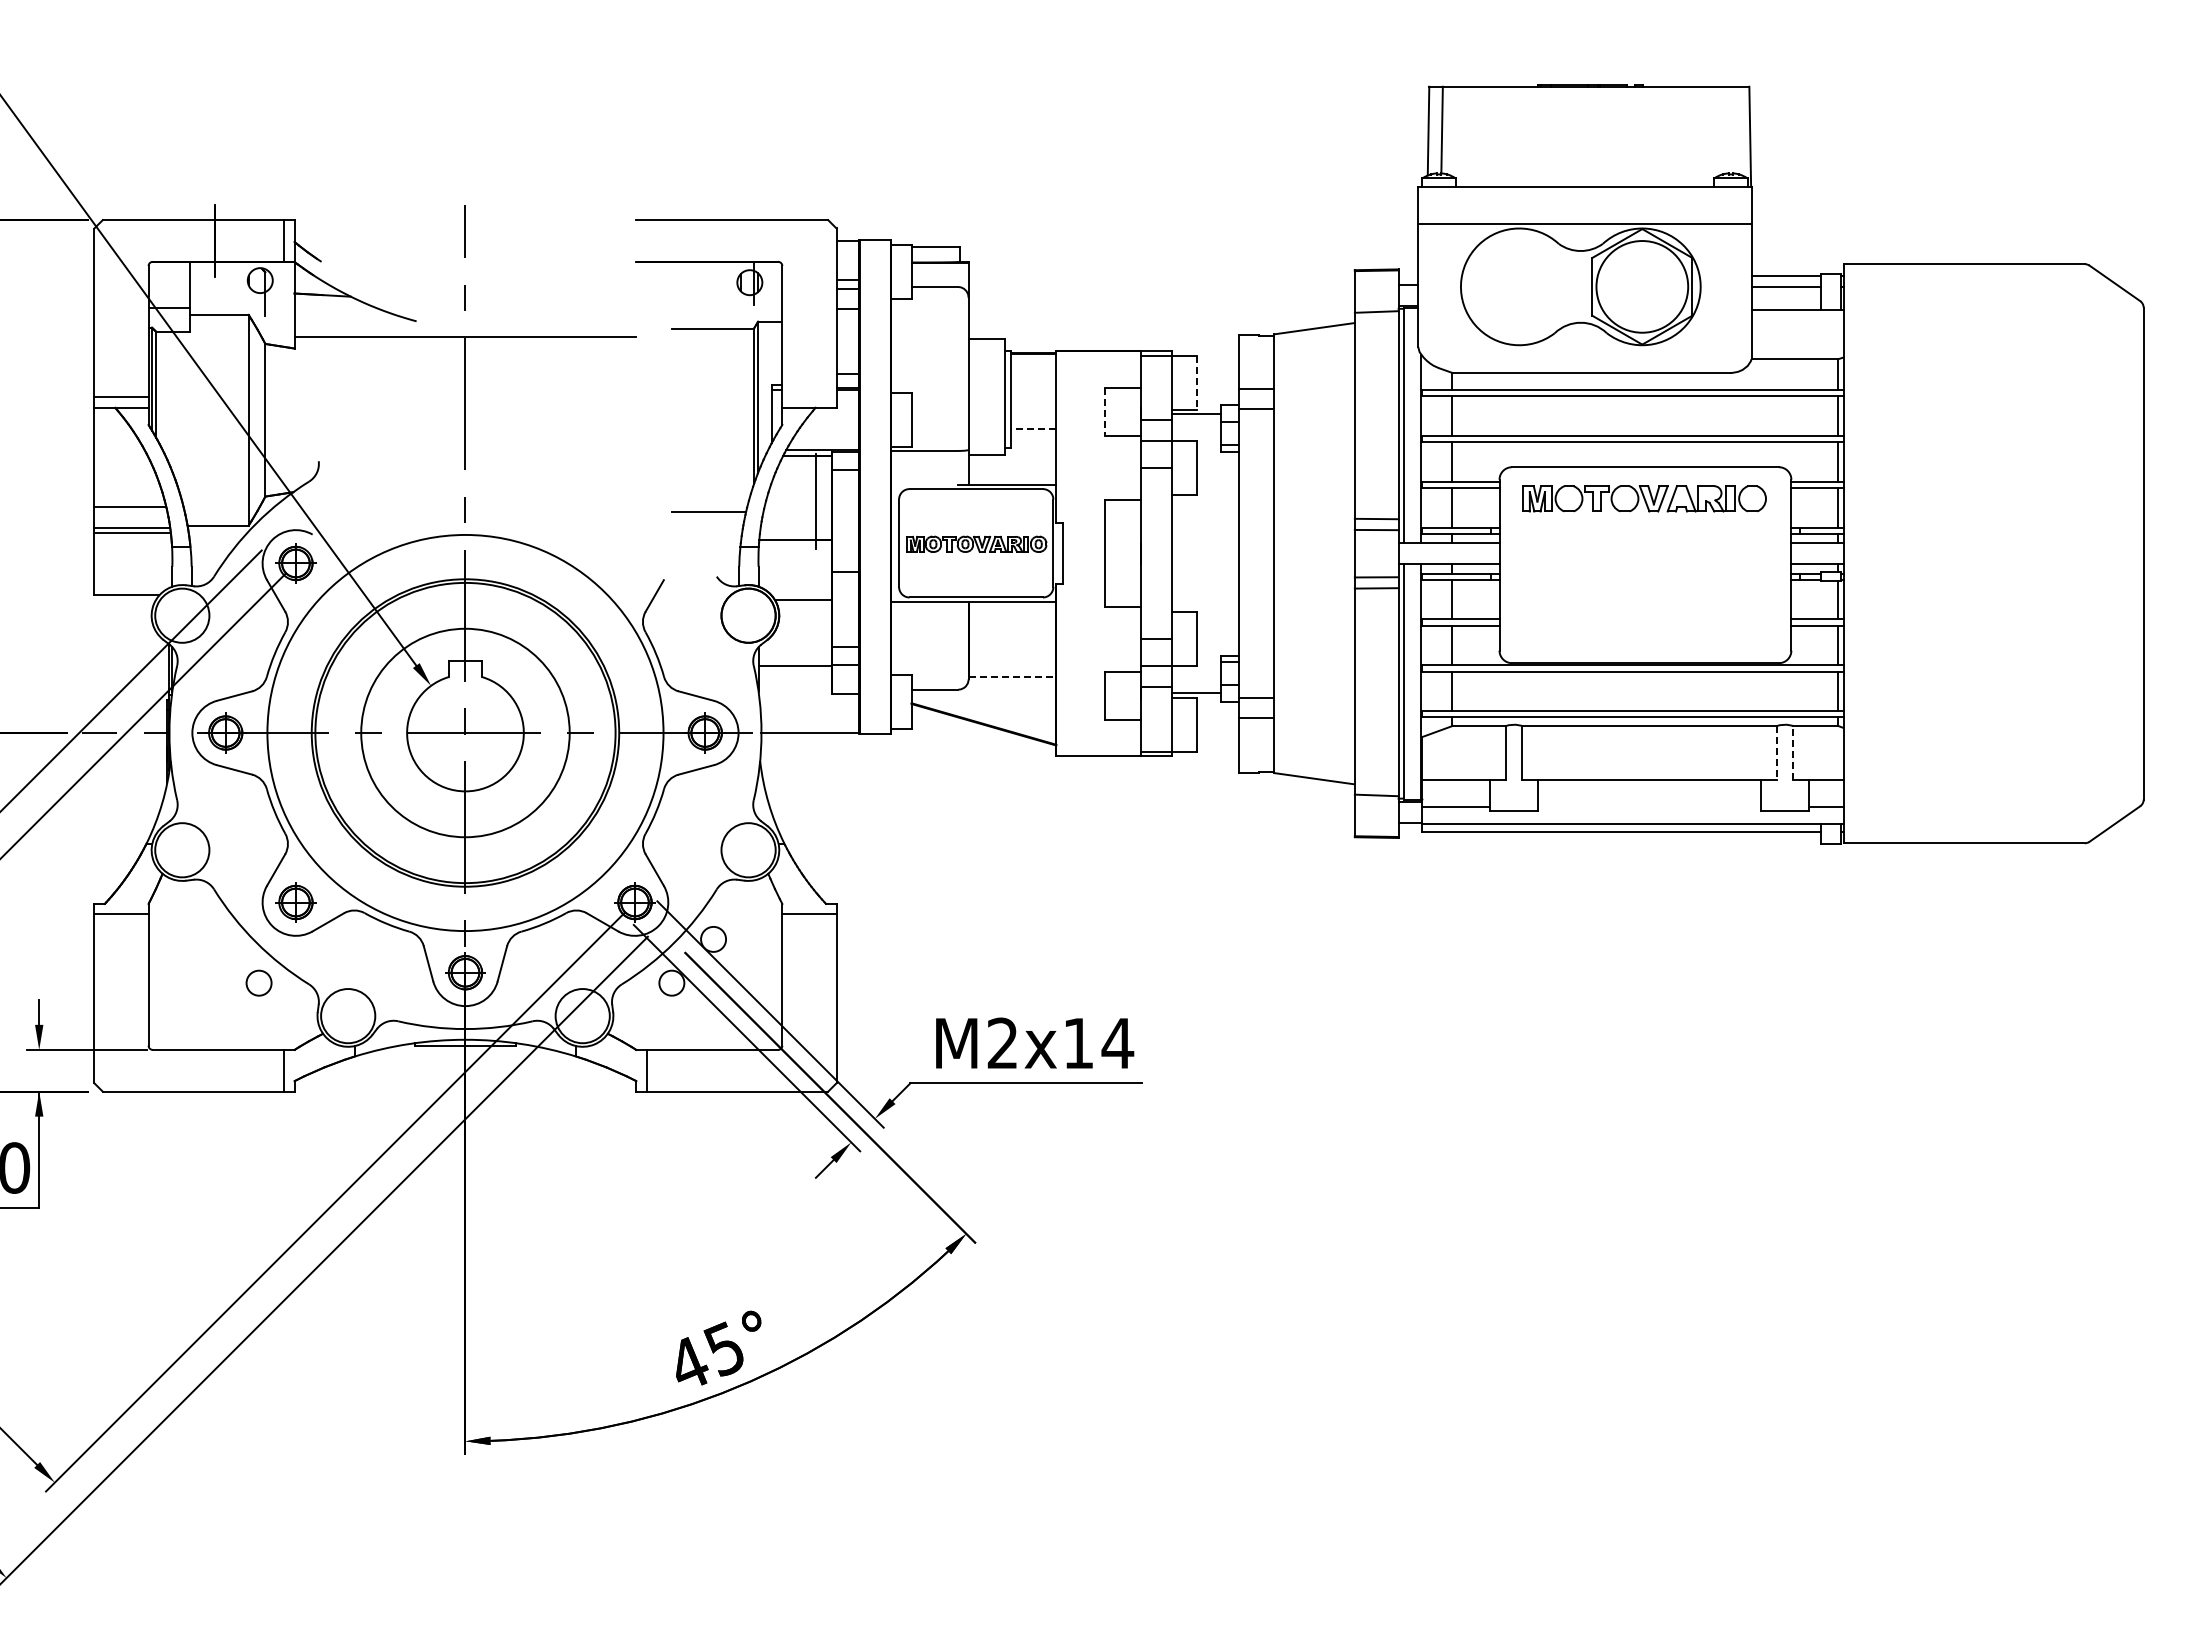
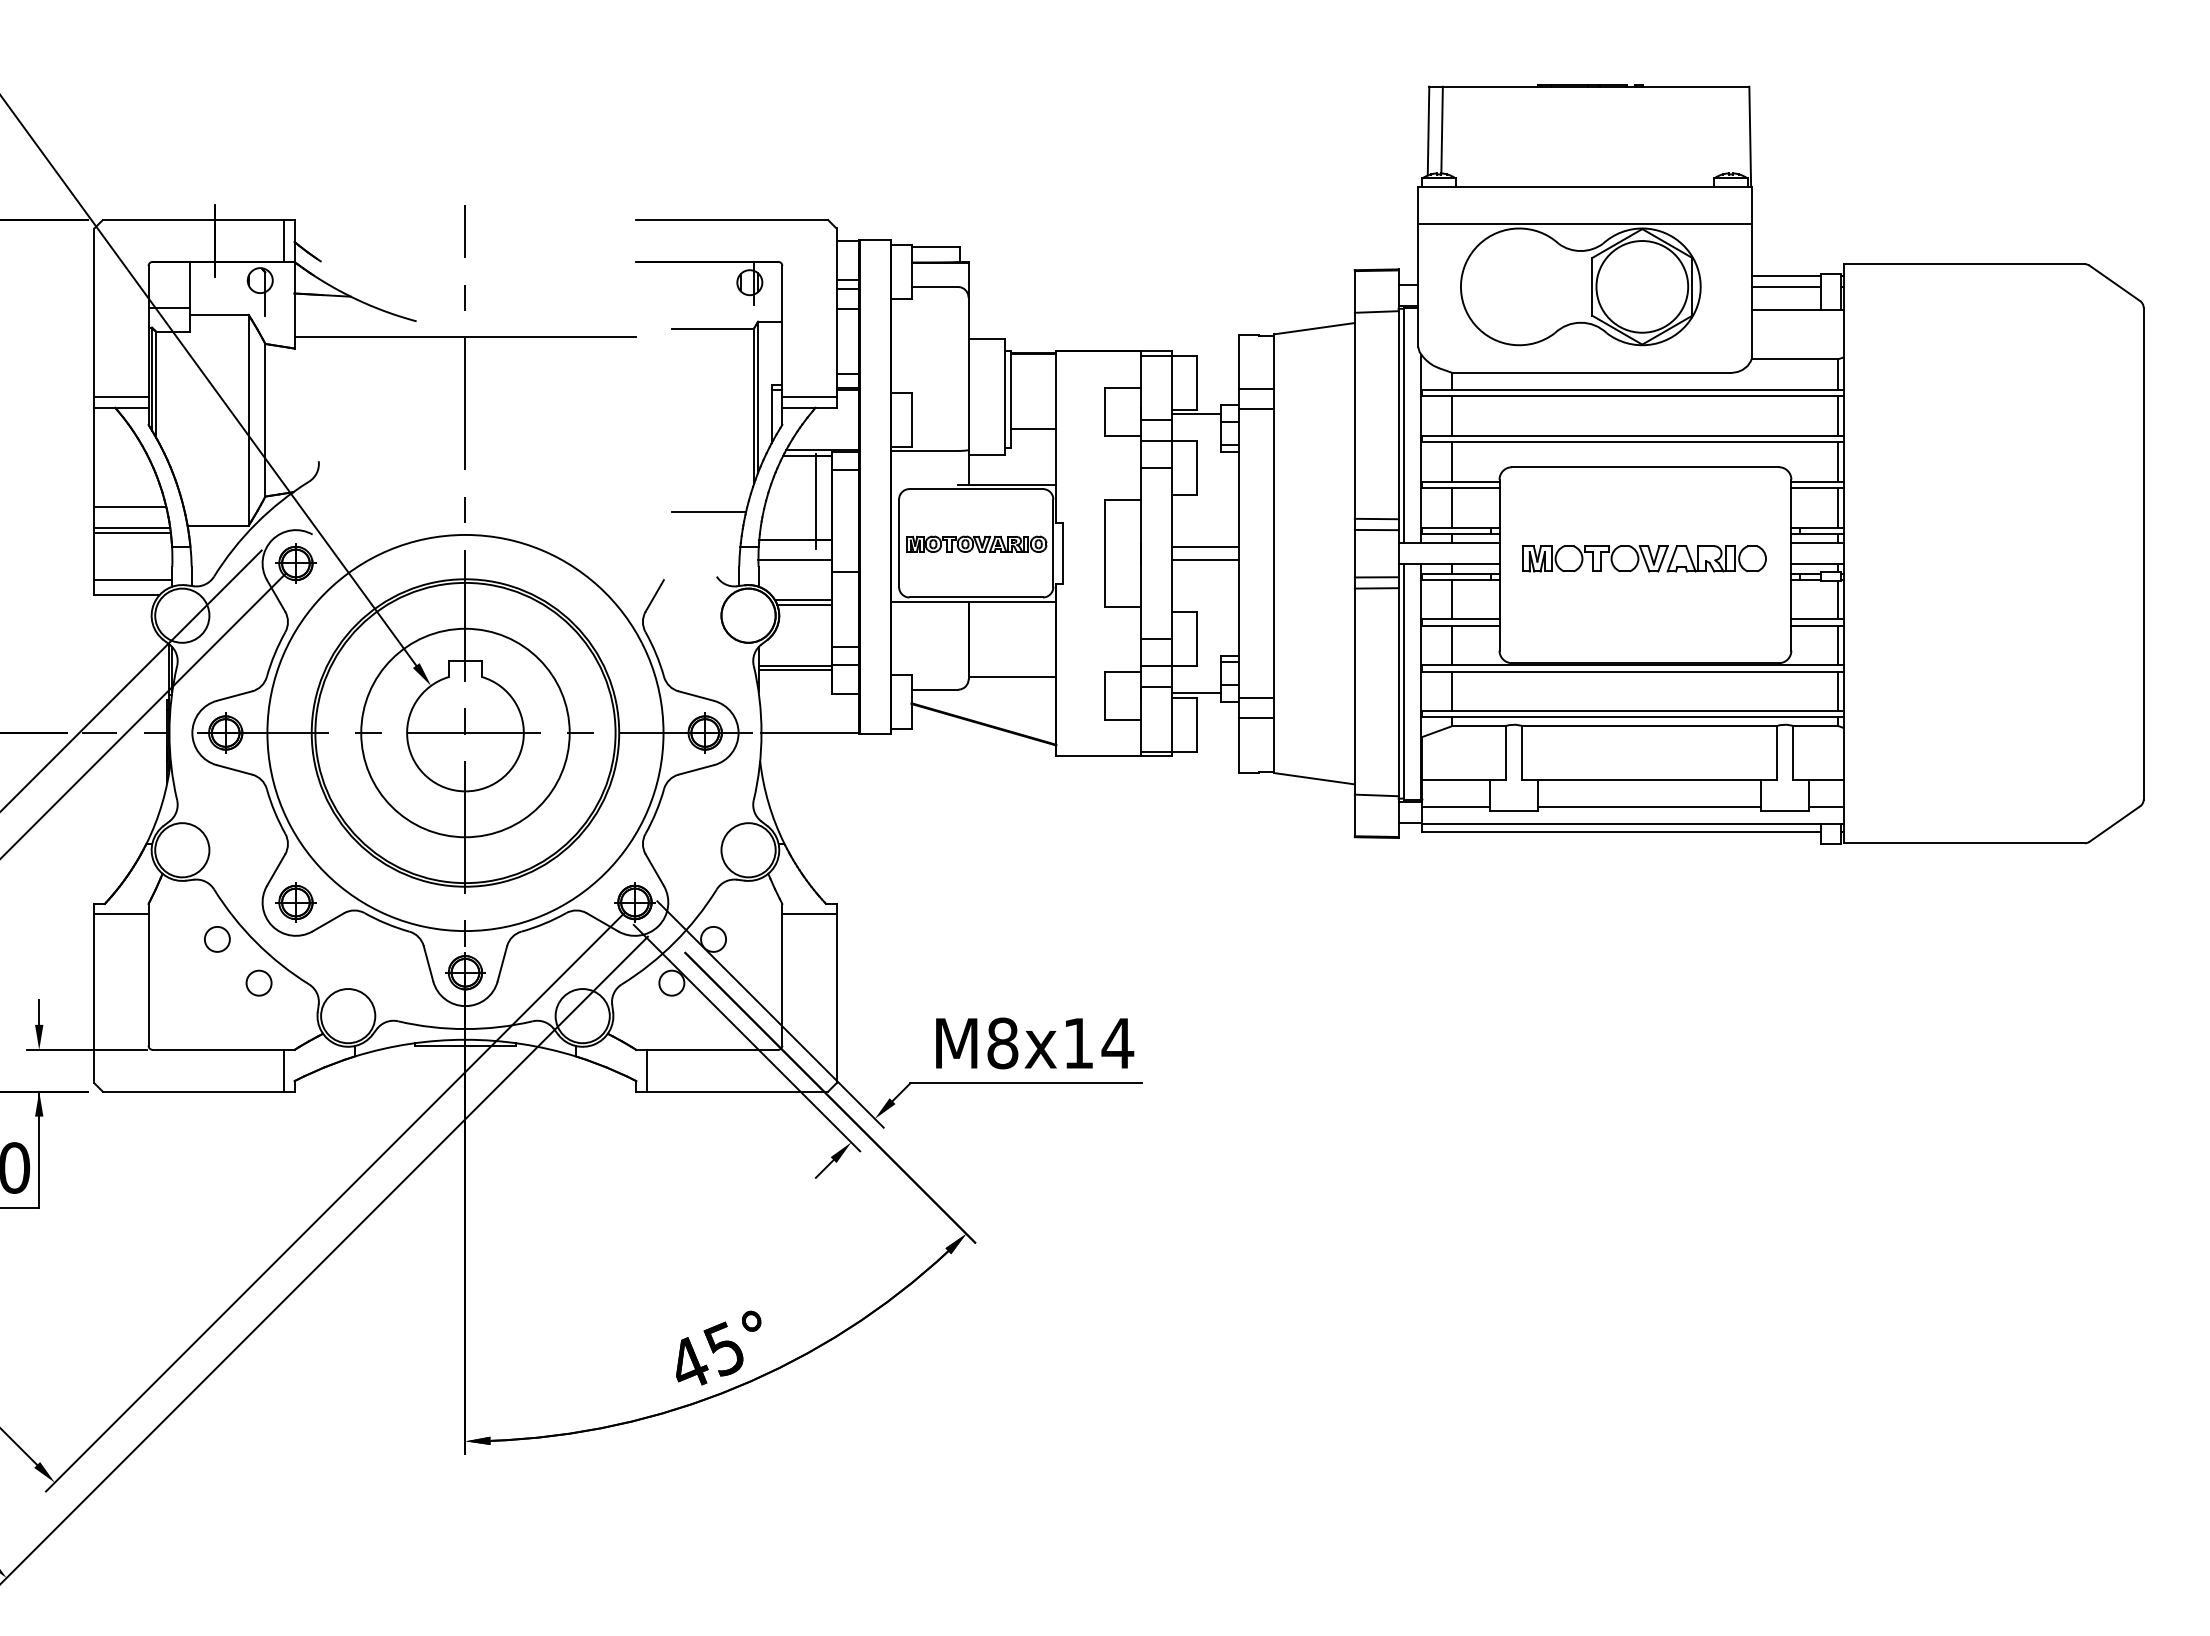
line: dashed -> solid (1197, 383)
line: none -> present (809, 397)
line: dashed -> solid (1105, 412)
line: dashed -> solid (1033, 428)
part position: (1644, 498) -> (1644, 558) (1644, 558)
line: none -> present (1205, 547)
line: none -> present (1205, 559)
line: none -> present (795, 560)
line: none -> present (133, 579)
line: none -> present (804, 604)
line: none -> present (795, 670)
line: dashed -> solid (1012, 677)
line: dashed -> solid (1793, 752)
line: dashed -> solid (1776, 753)
line: none -> present (1649, 807)
circle: none -> present (217, 939)
text: M2x14 -> M8x14 (1002, 1043)
